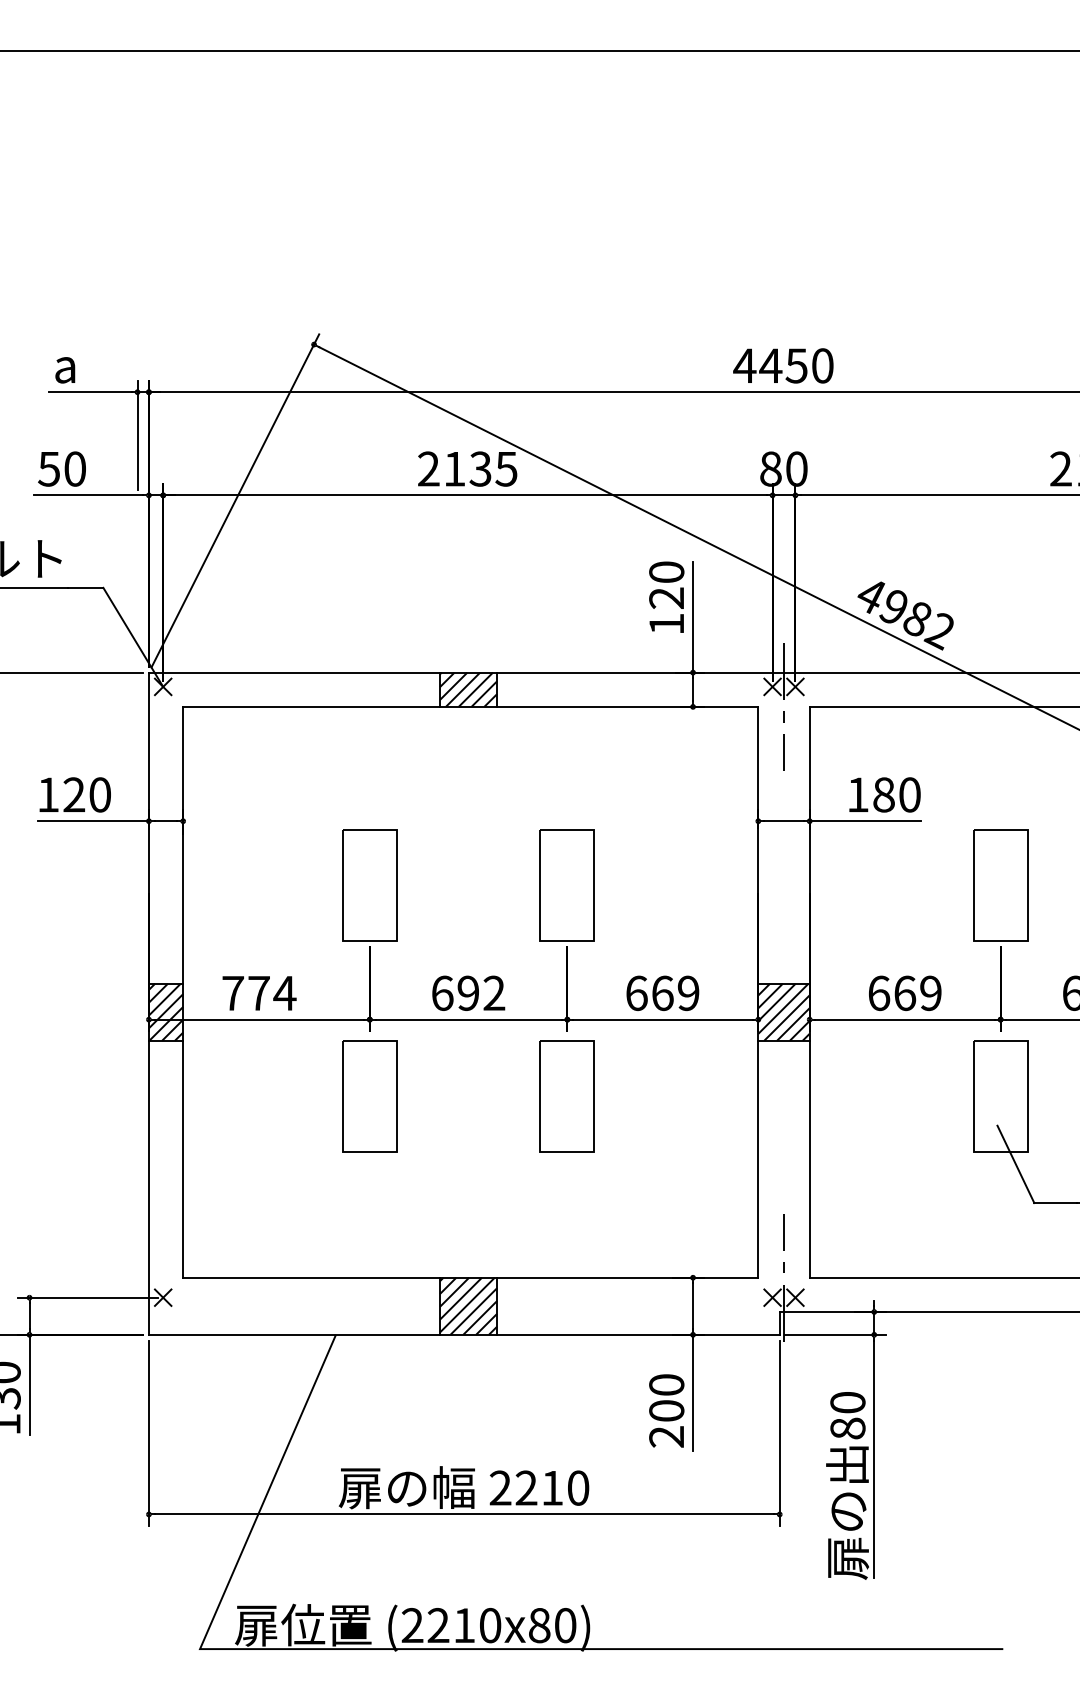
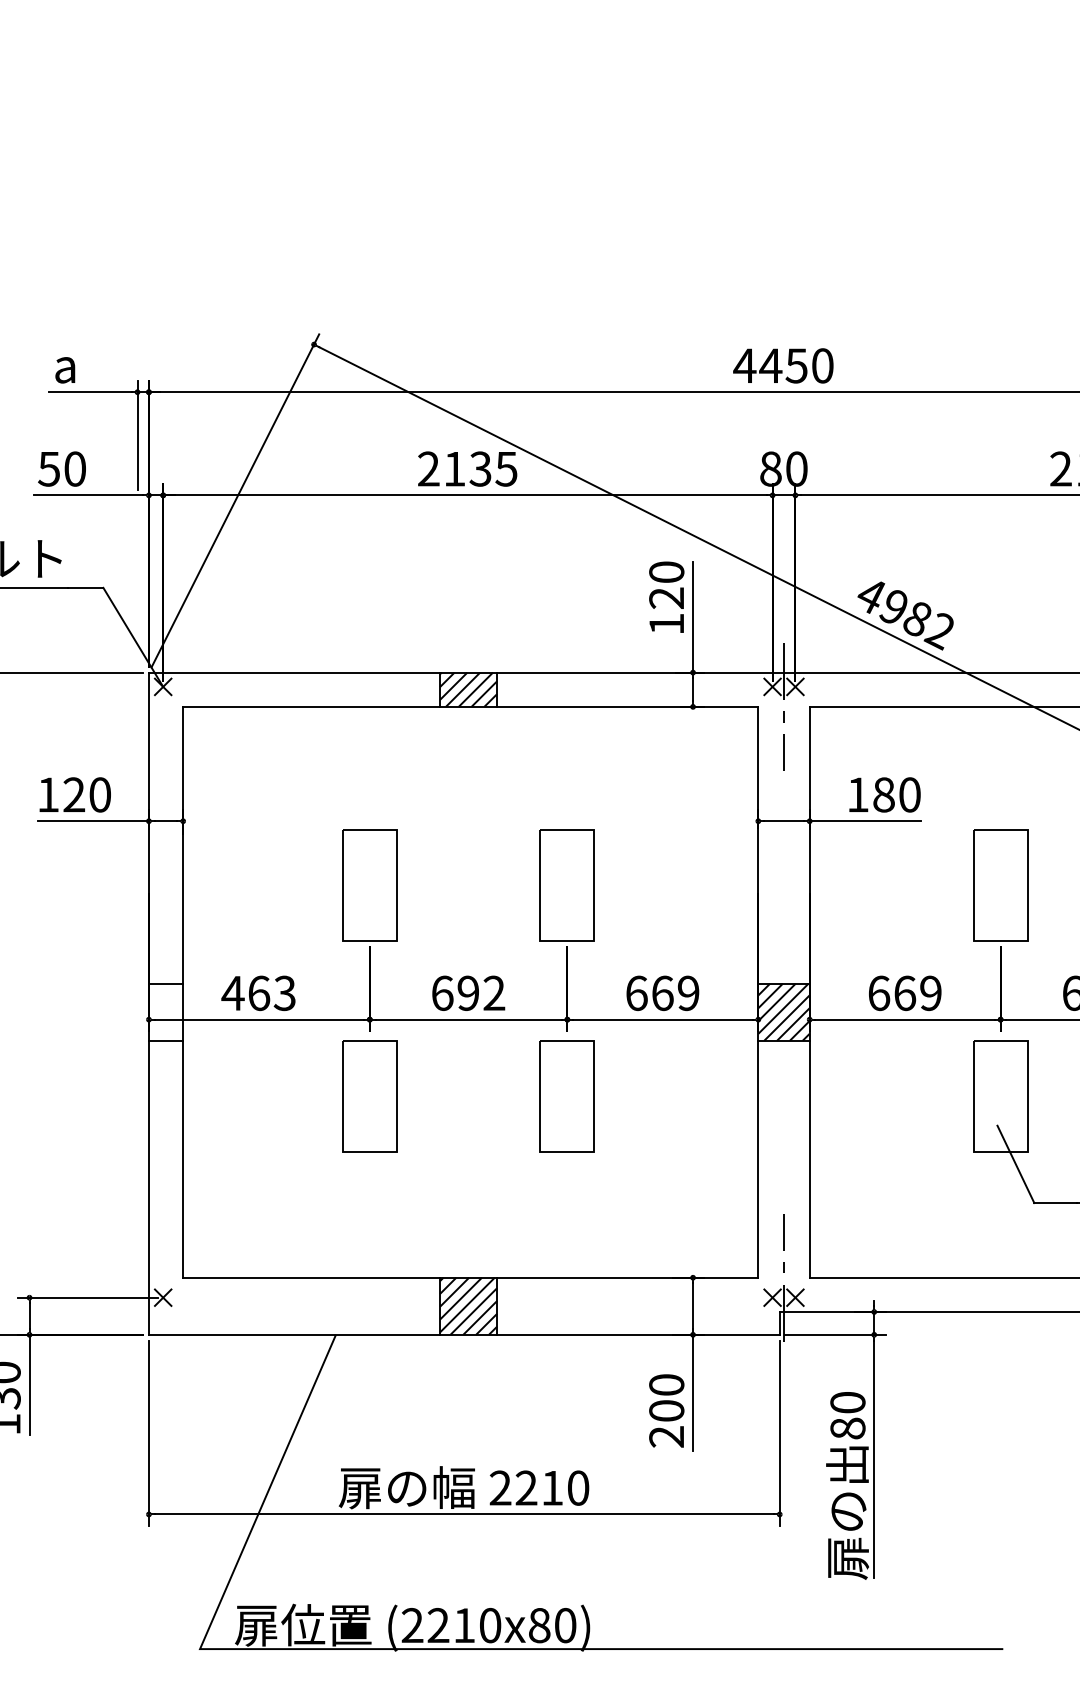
line: present -> none (539, 51)
text: 774 -> 463 (258, 993)
hatch: present -> none (165, 1011)
